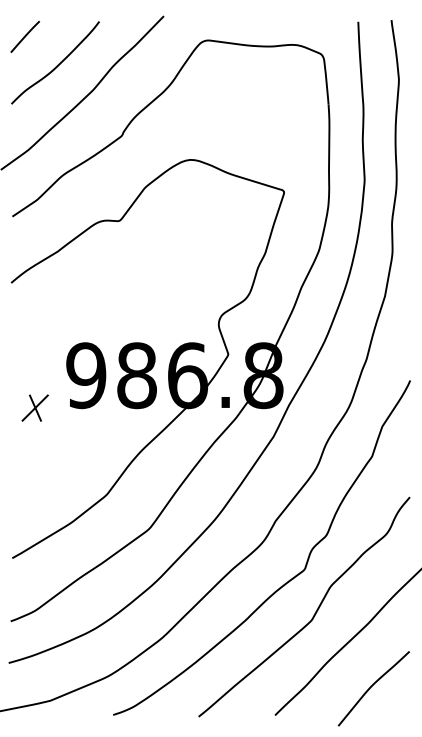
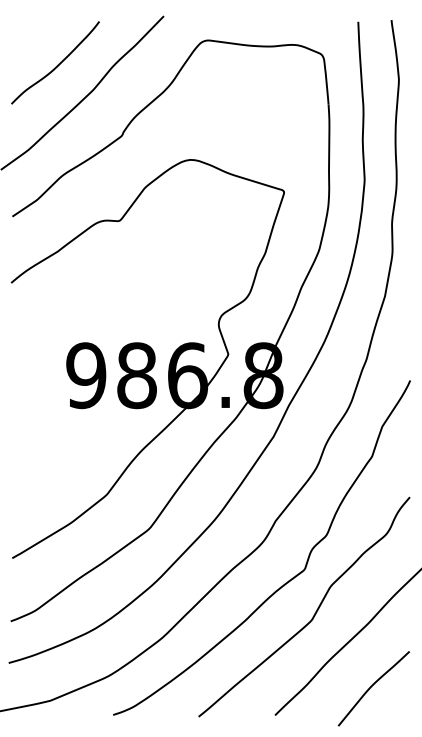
line: present -> none (24, 36)
part: present -> none (34, 407)
